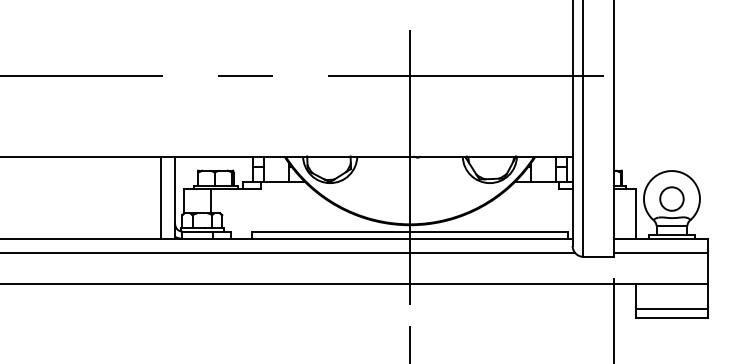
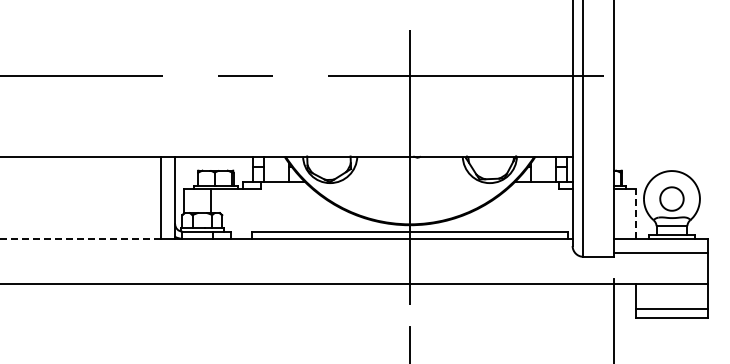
line: solid -> dashed (635, 213)
line: solid -> dashed (80, 238)
line: present -> none (288, 253)
